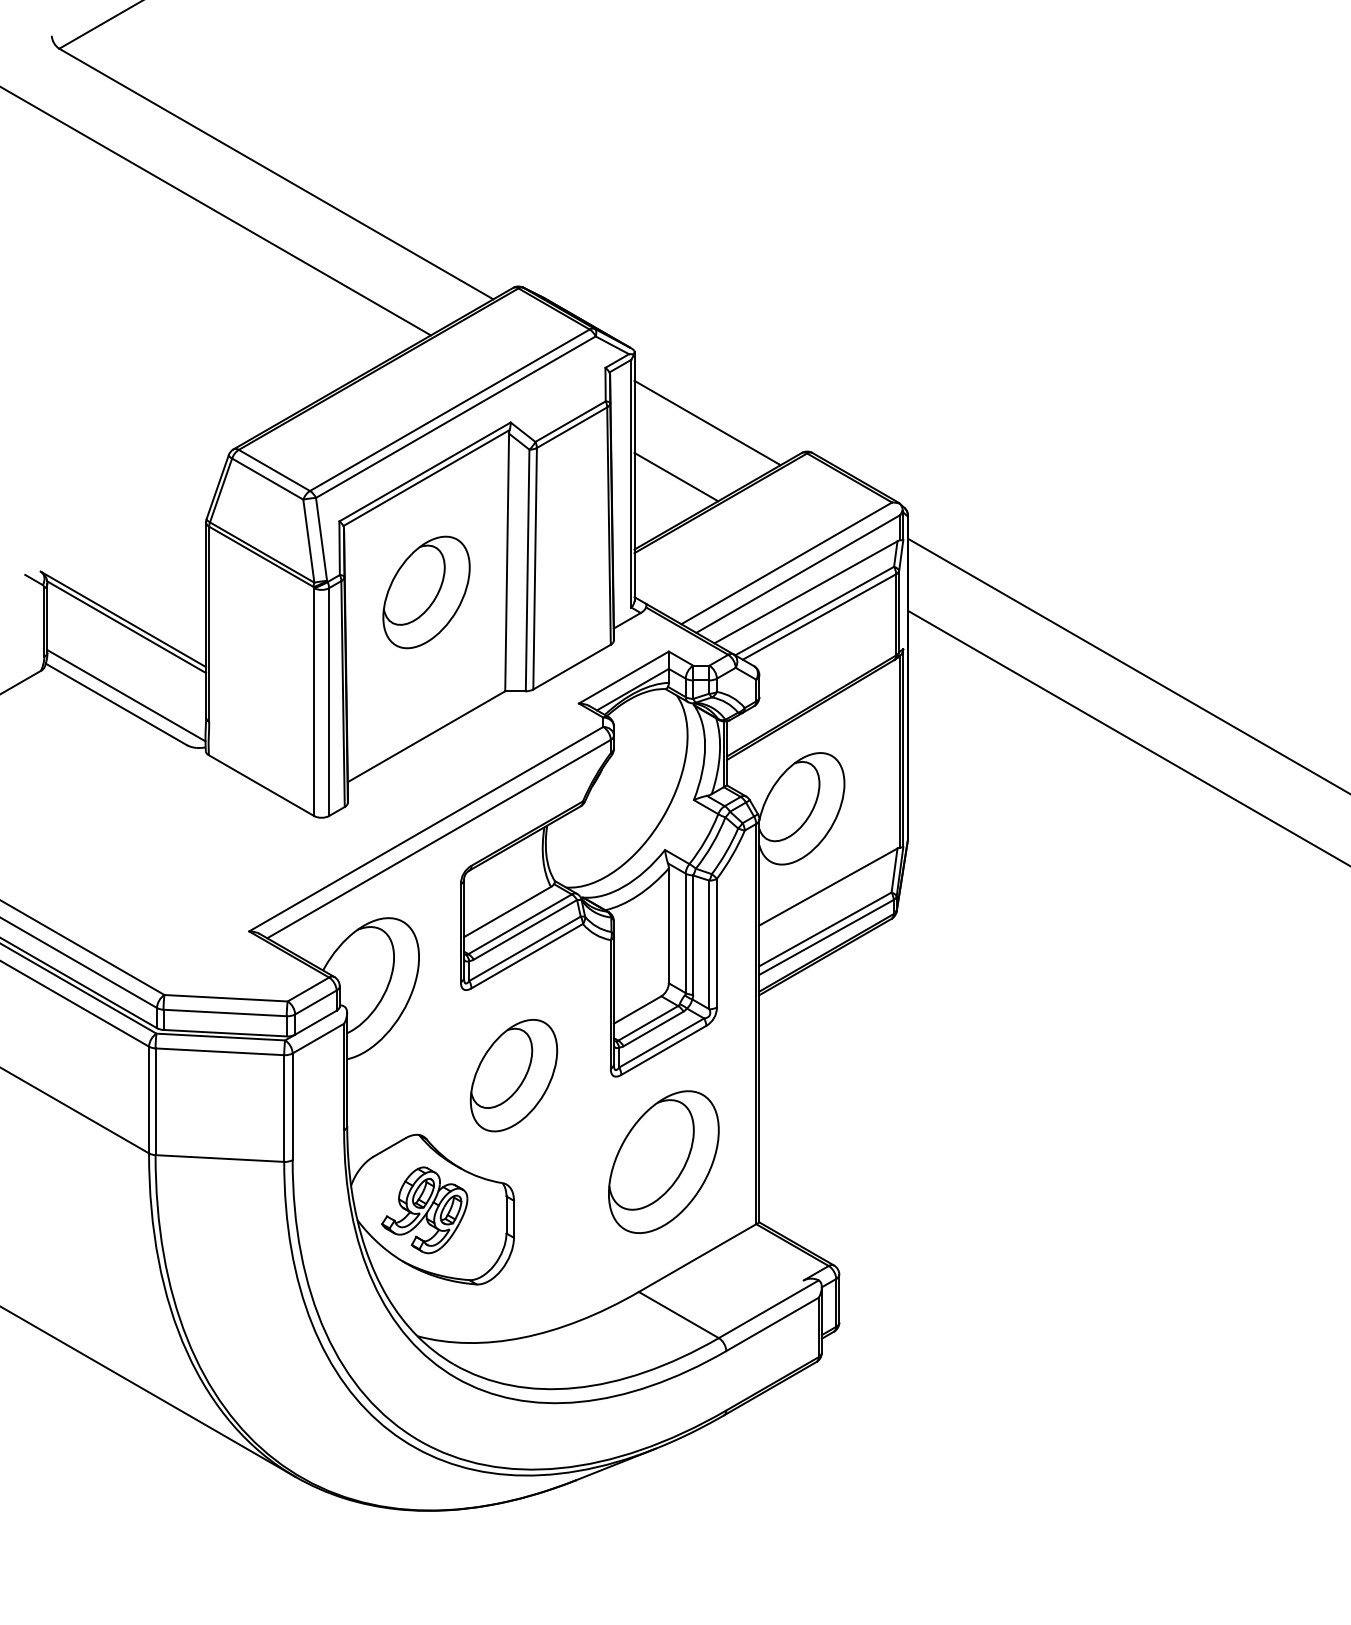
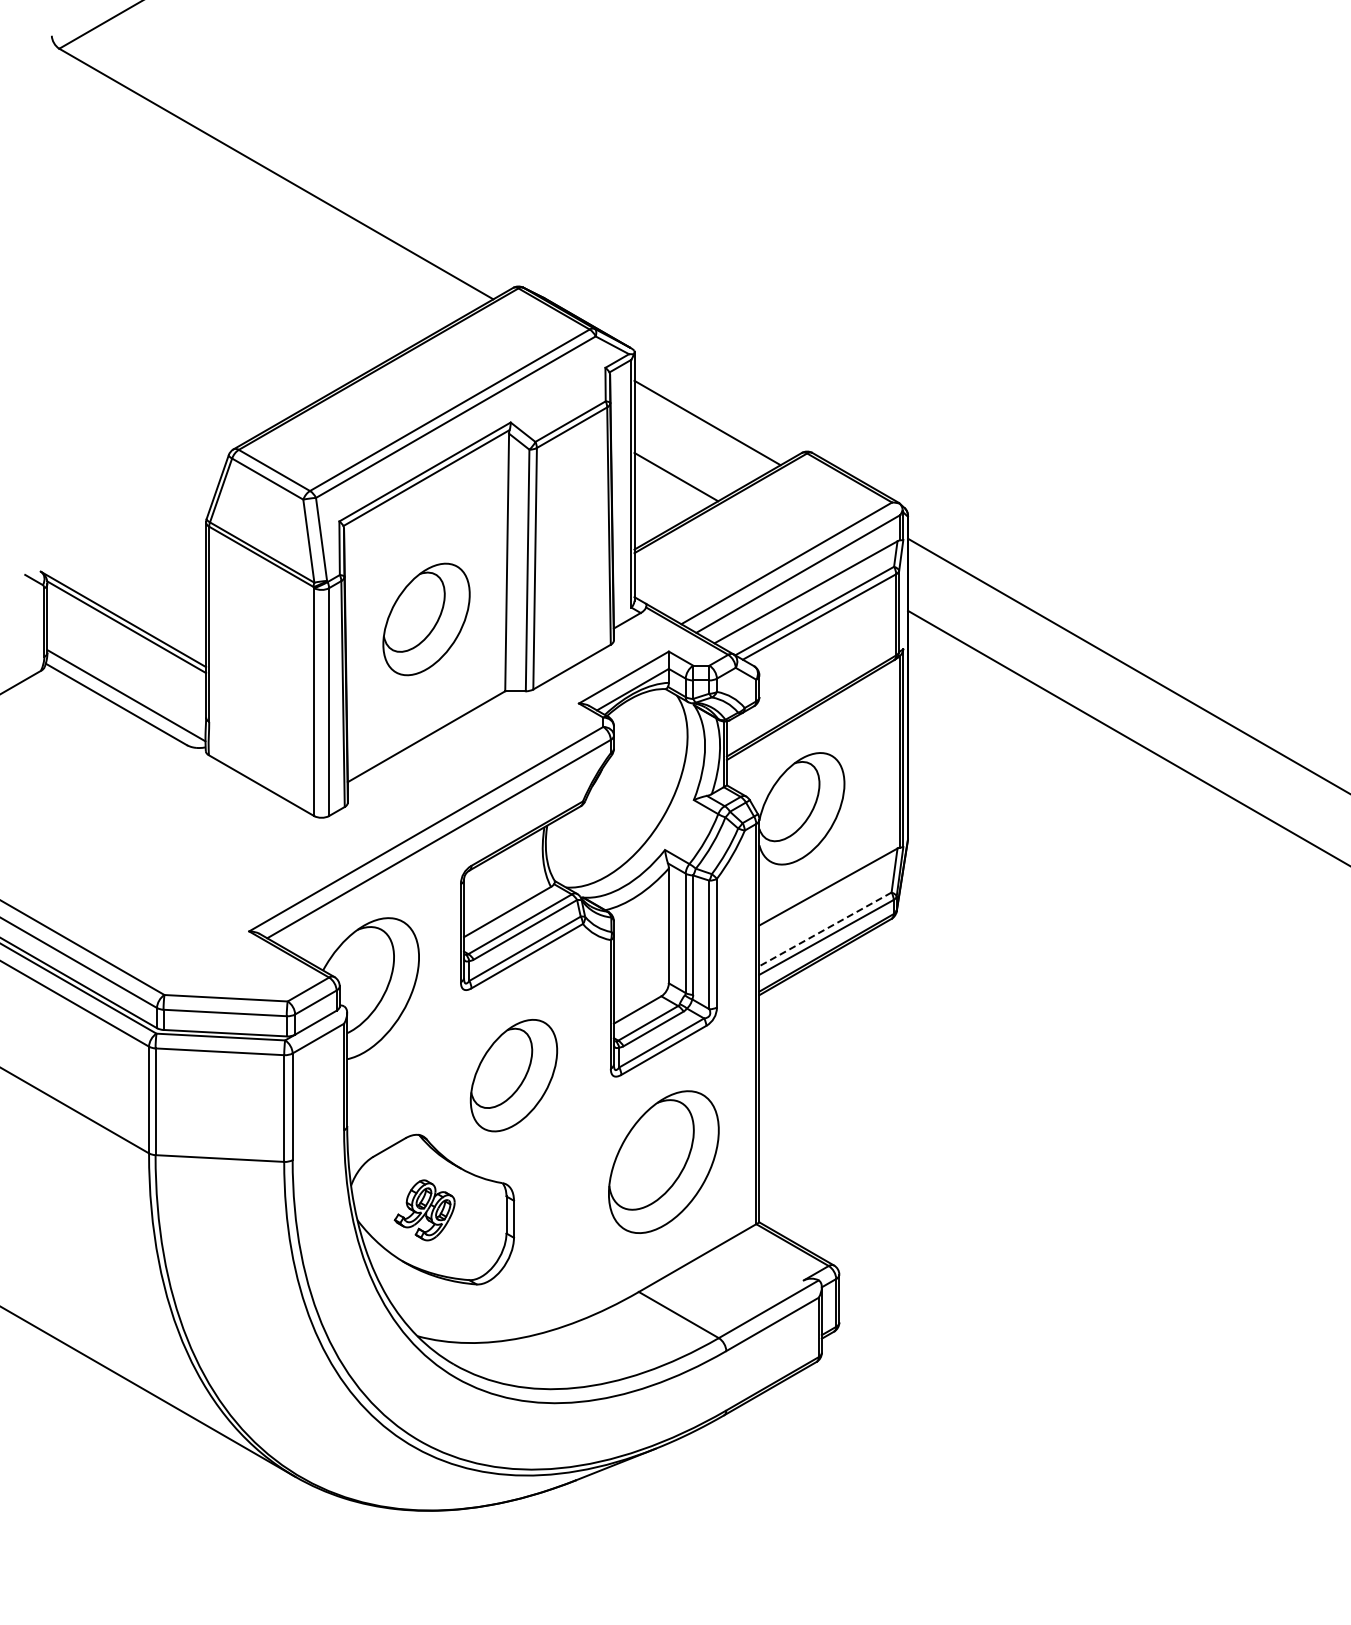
line: present -> none (216, 211)
part position: (426, 592) -> (426, 619) (426, 619)
line: solid -> dashed (825, 929)
part size: 88x89 px -> 63x63 px (424, 1210)
